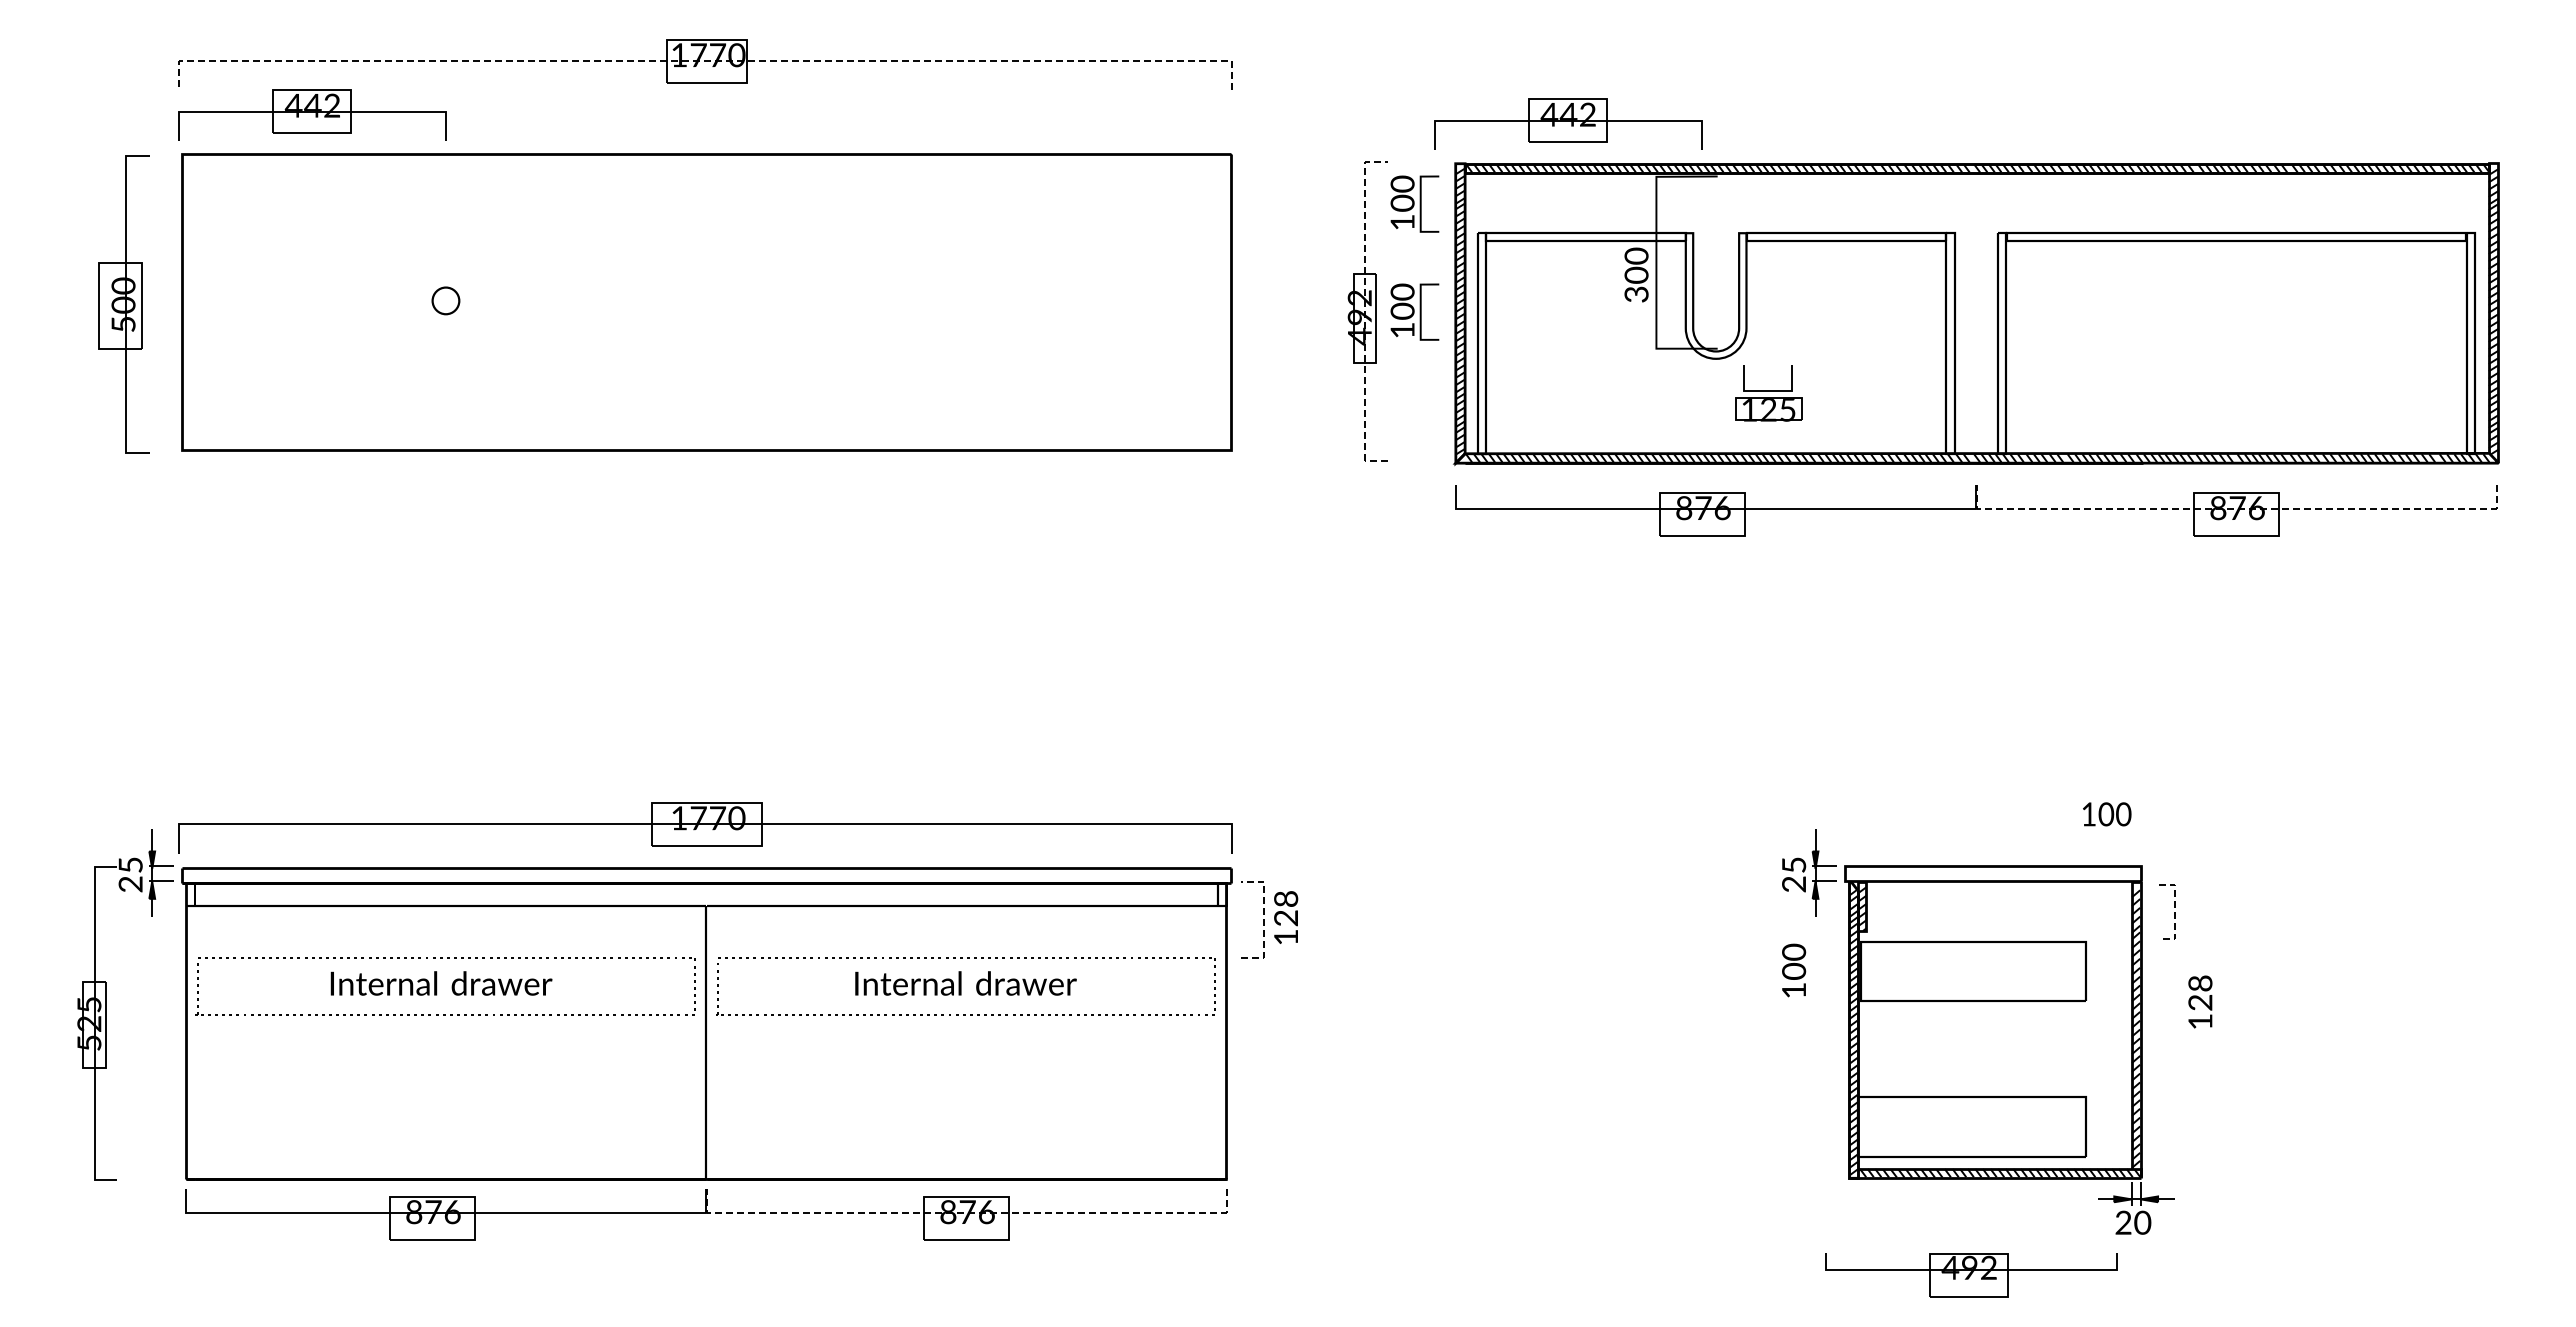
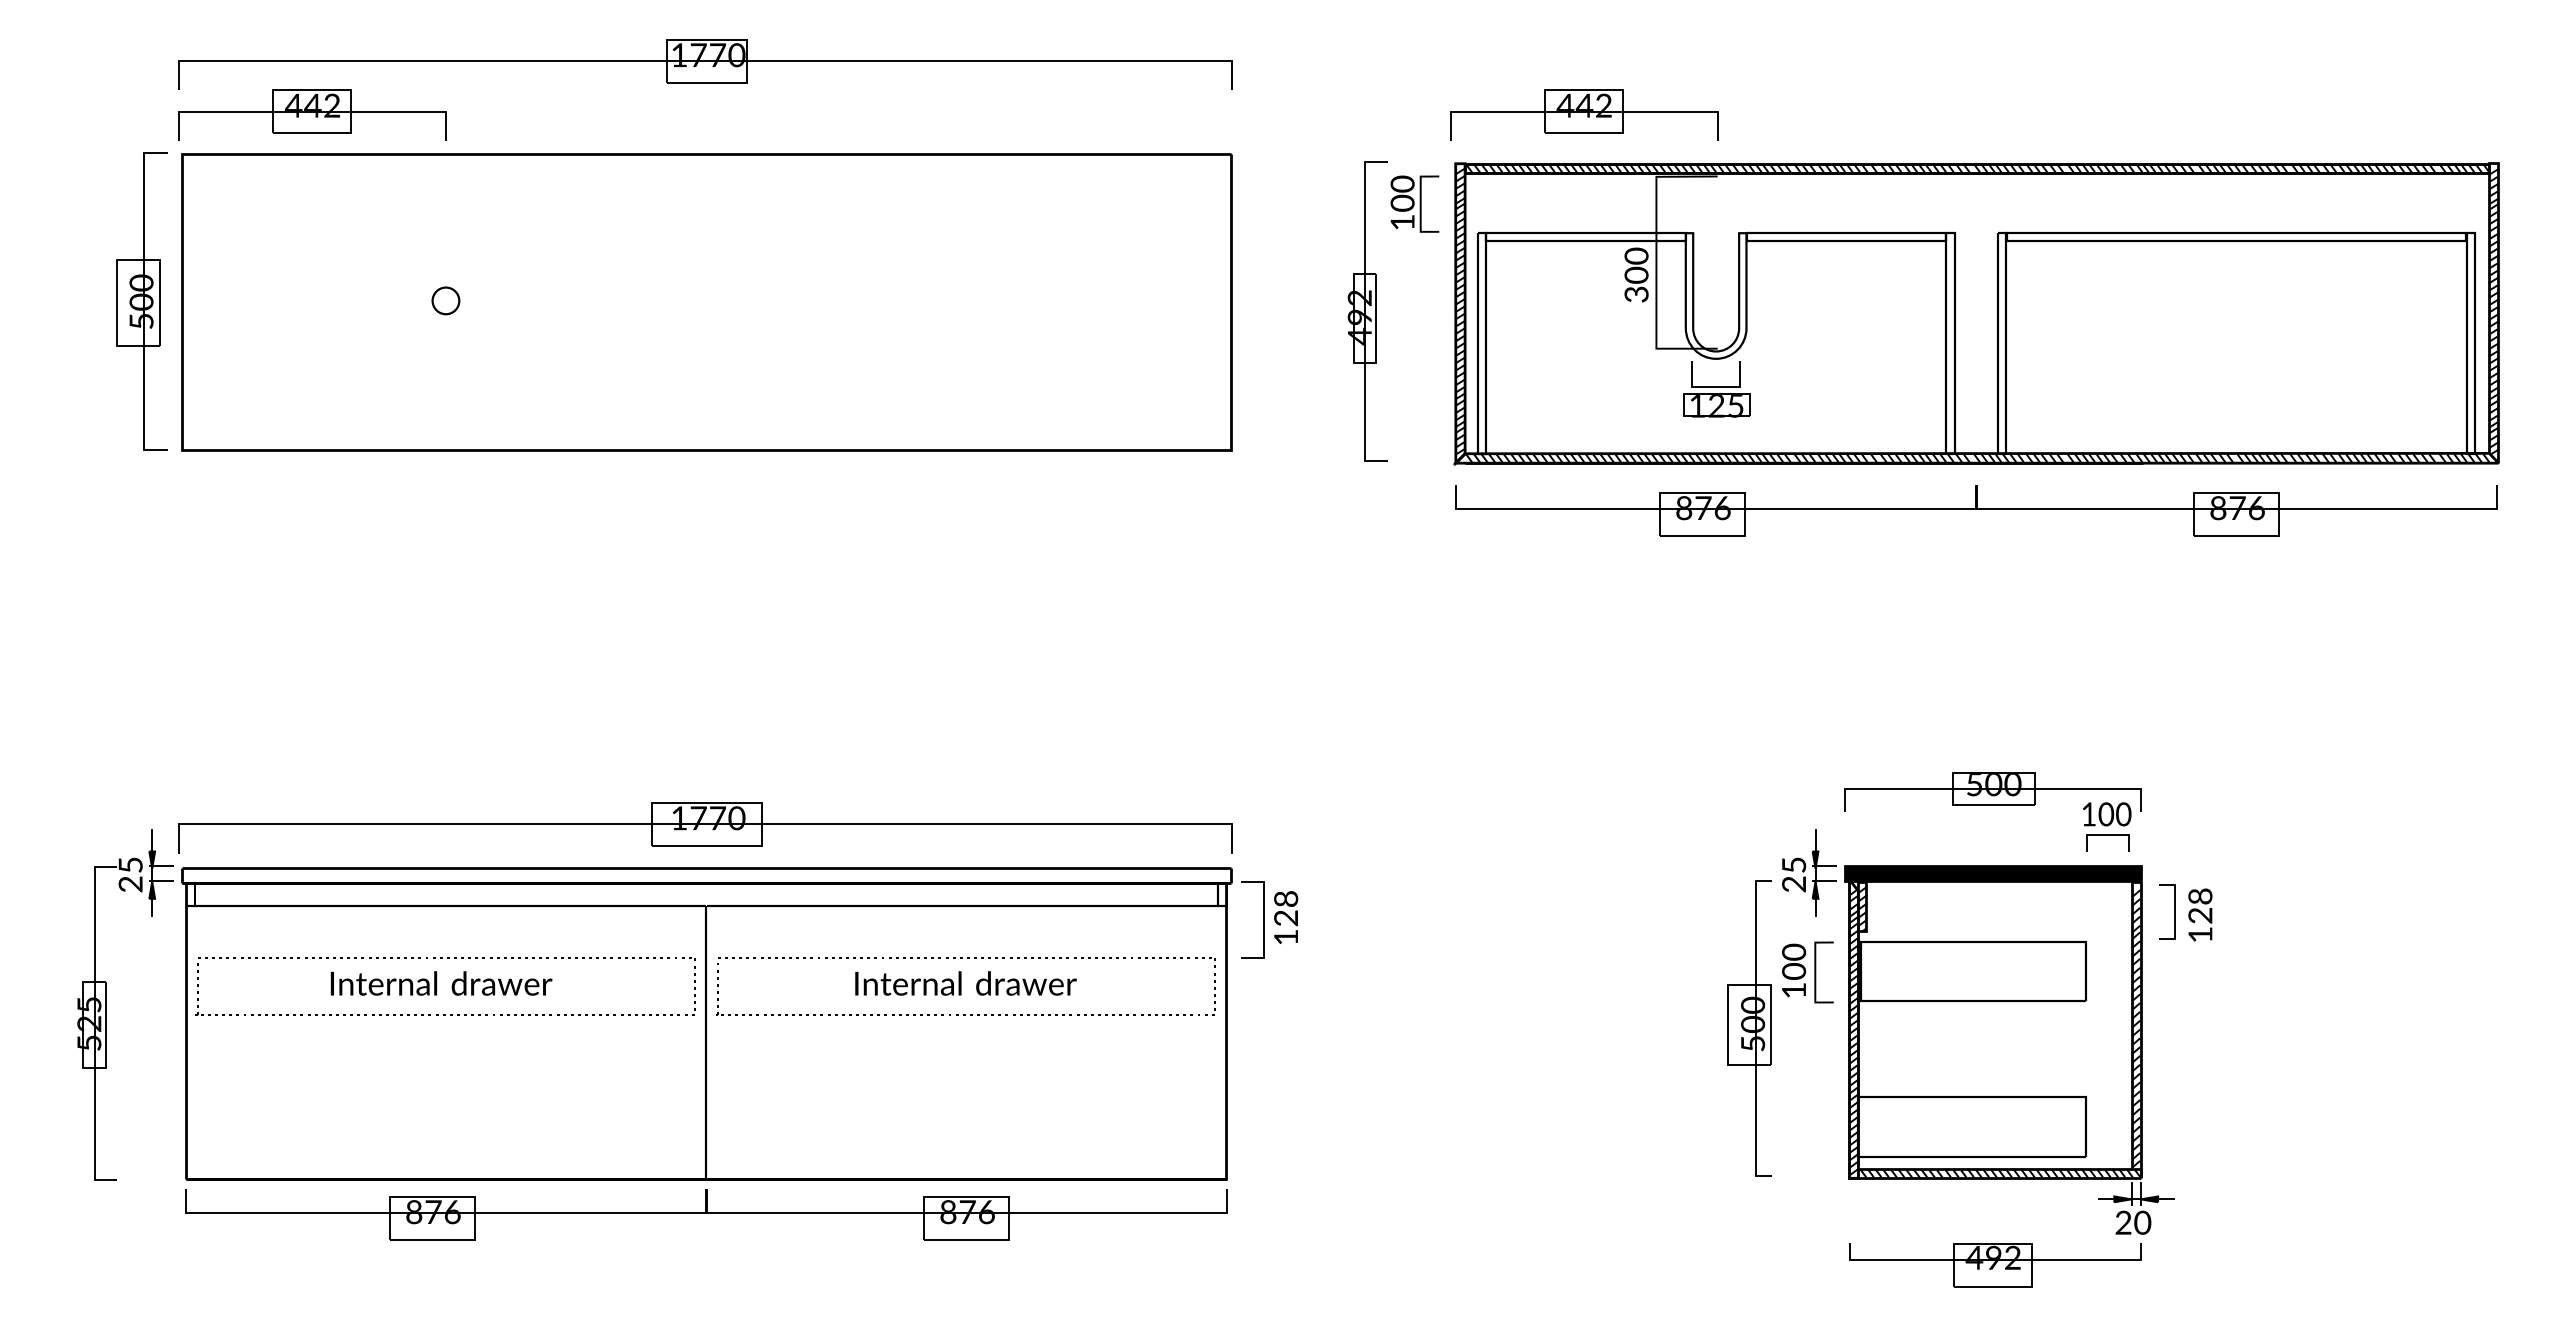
line: dashed -> solid (704, 61)
part position: (1568, 123) -> (1584, 114) (1584, 114)
part position: (123, 304) -> (141, 301) (141, 301)
line: dashed -> solid (1364, 310)
part: present -> none (1414, 311)
part position: (1768, 393) -> (1716, 389) (1716, 389)
line: dashed -> solid (2236, 508)
part: none -> present (1992, 791)
line: none -> present (2107, 835)
fill: none -> present (1992, 873)
line: dashed -> solid (2175, 912)
line: dashed -> solid (1264, 919)
line: none -> present (1816, 972)
text position: (2200, 1001) -> (2200, 914) (2200, 914)
part: none -> present (1749, 1028)
line: dashed -> solid (966, 1212)
part position: (1971, 1275) -> (1995, 1265) (1995, 1265)
